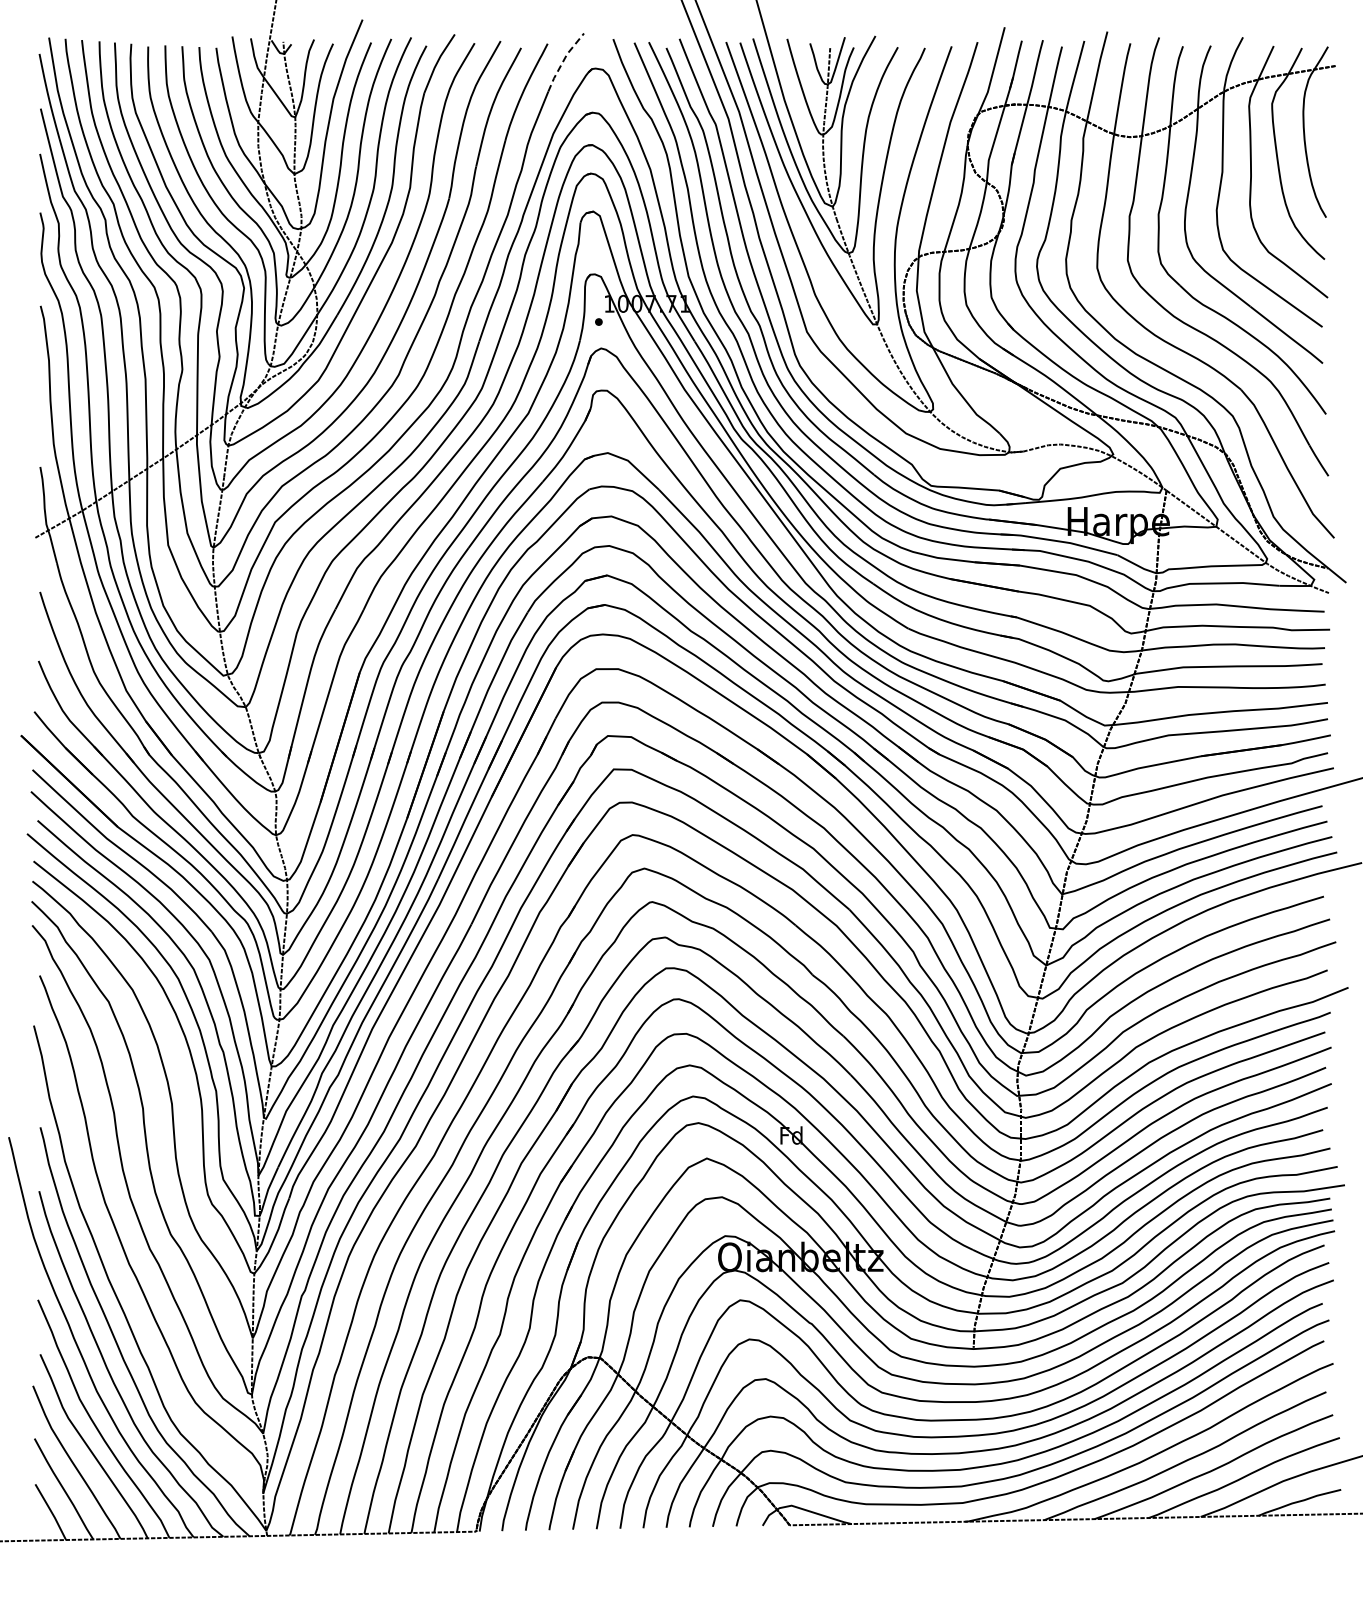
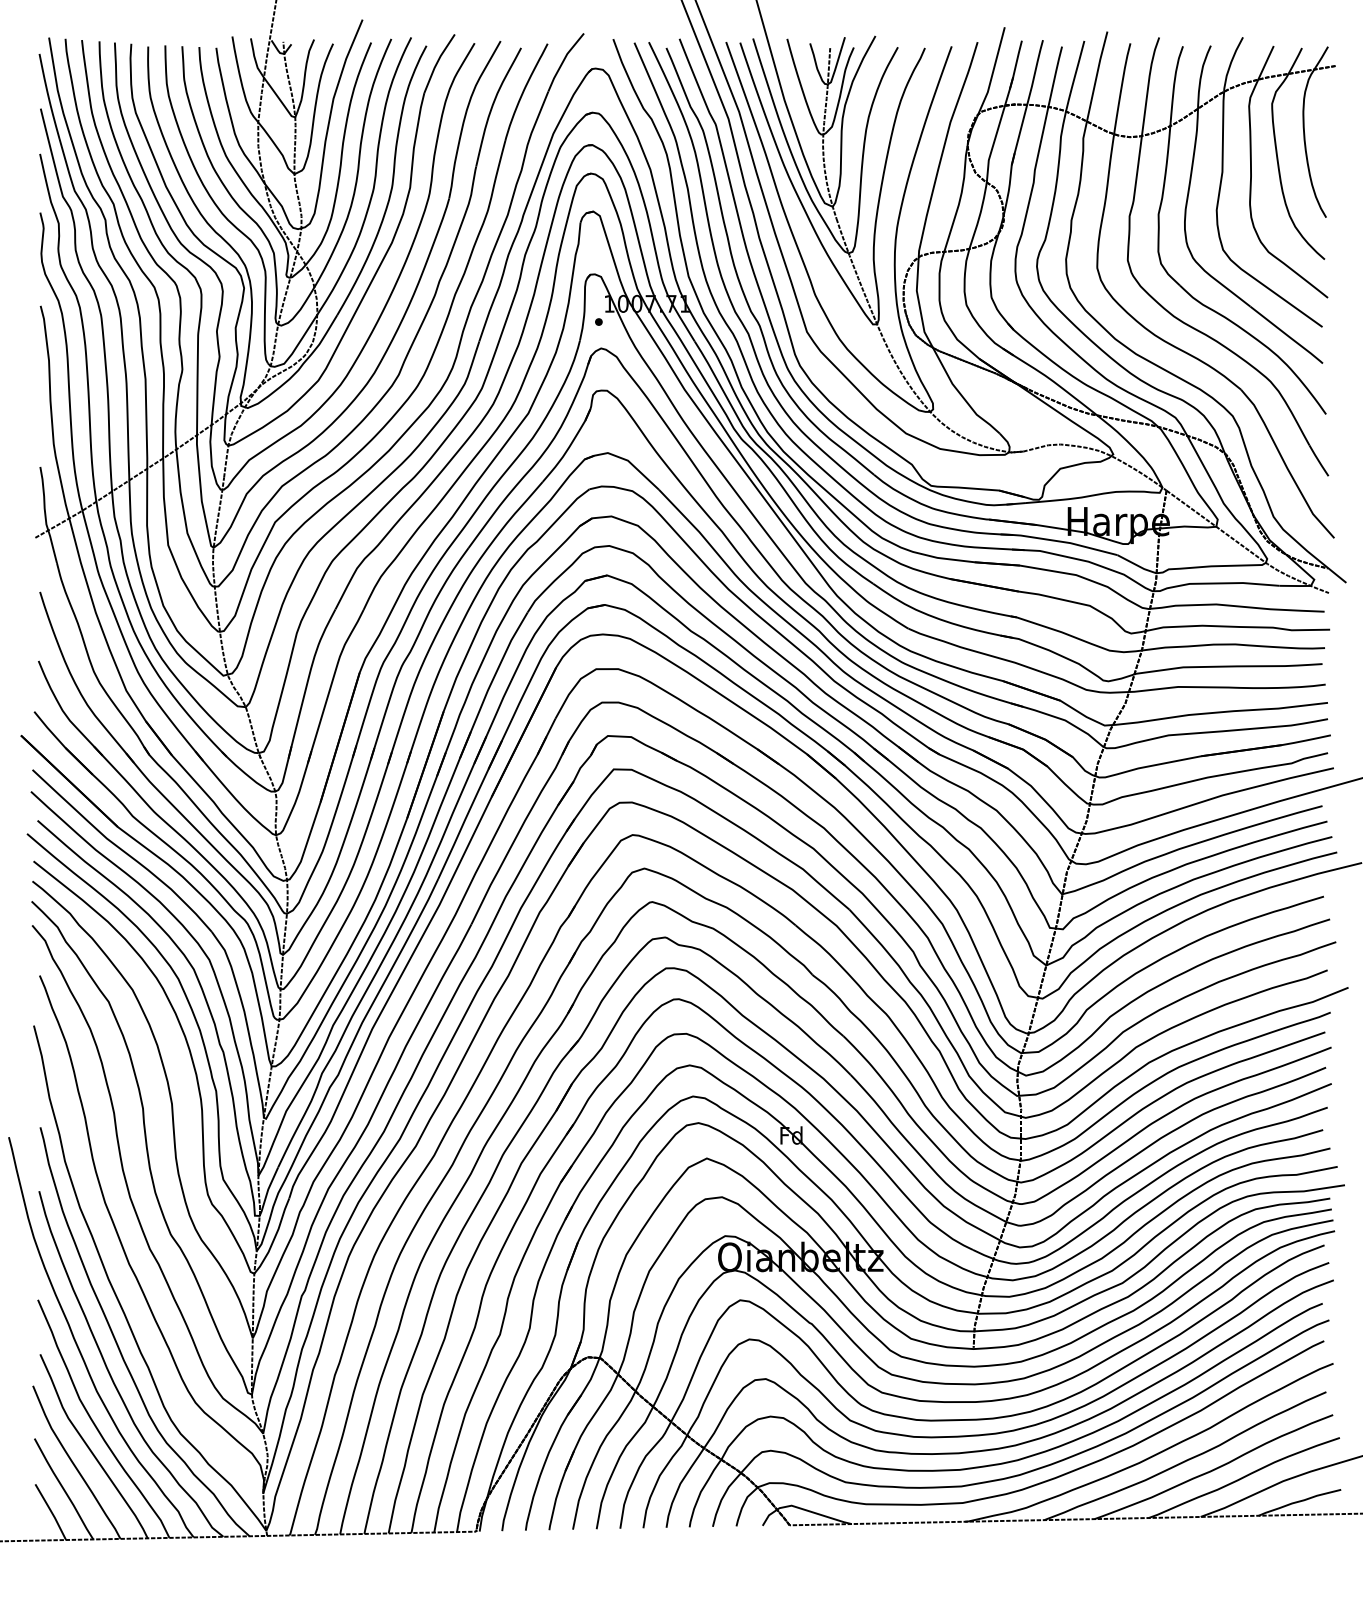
line: dashed -> solid (563, 60)
